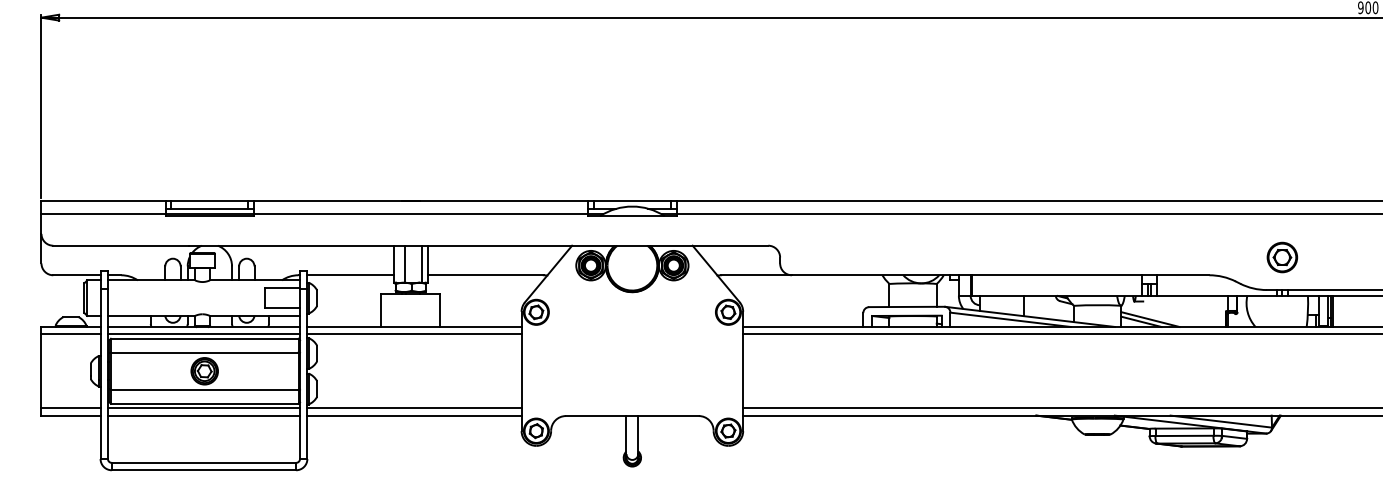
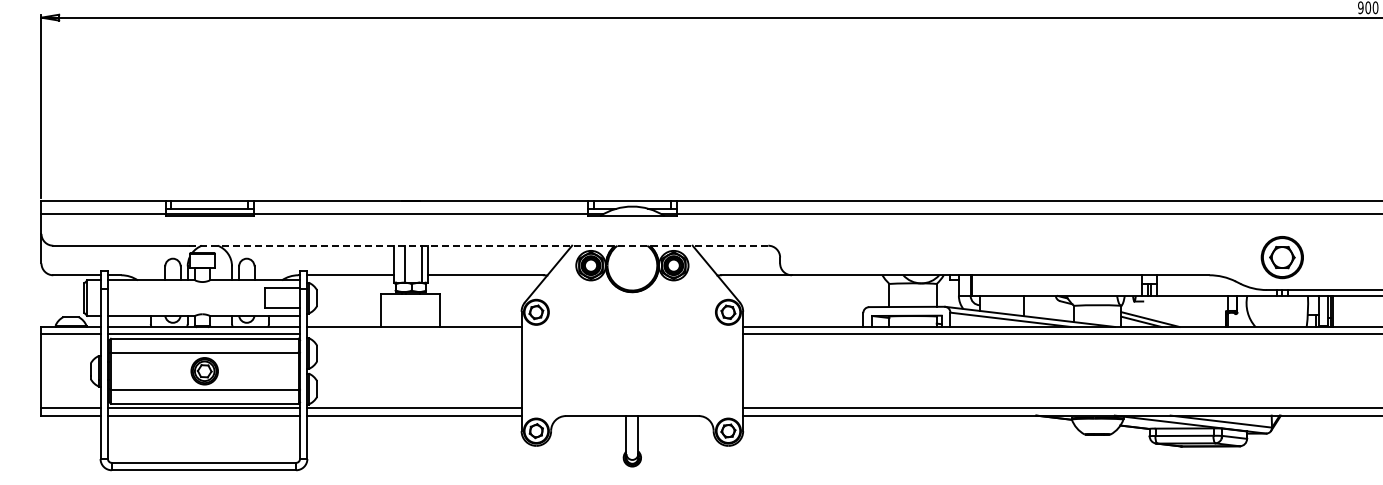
line: solid -> dashed (478, 245)
part size: 33x33 px -> 44x44 px (1281, 257)
line: present -> none (414, 334)
